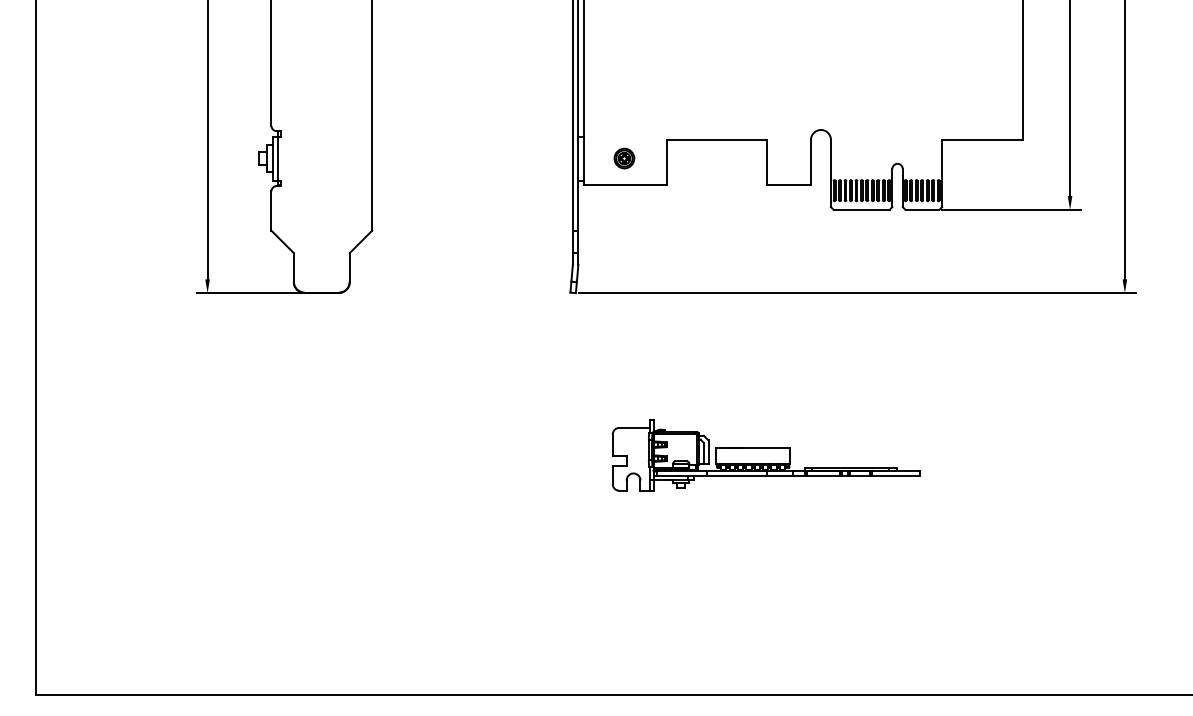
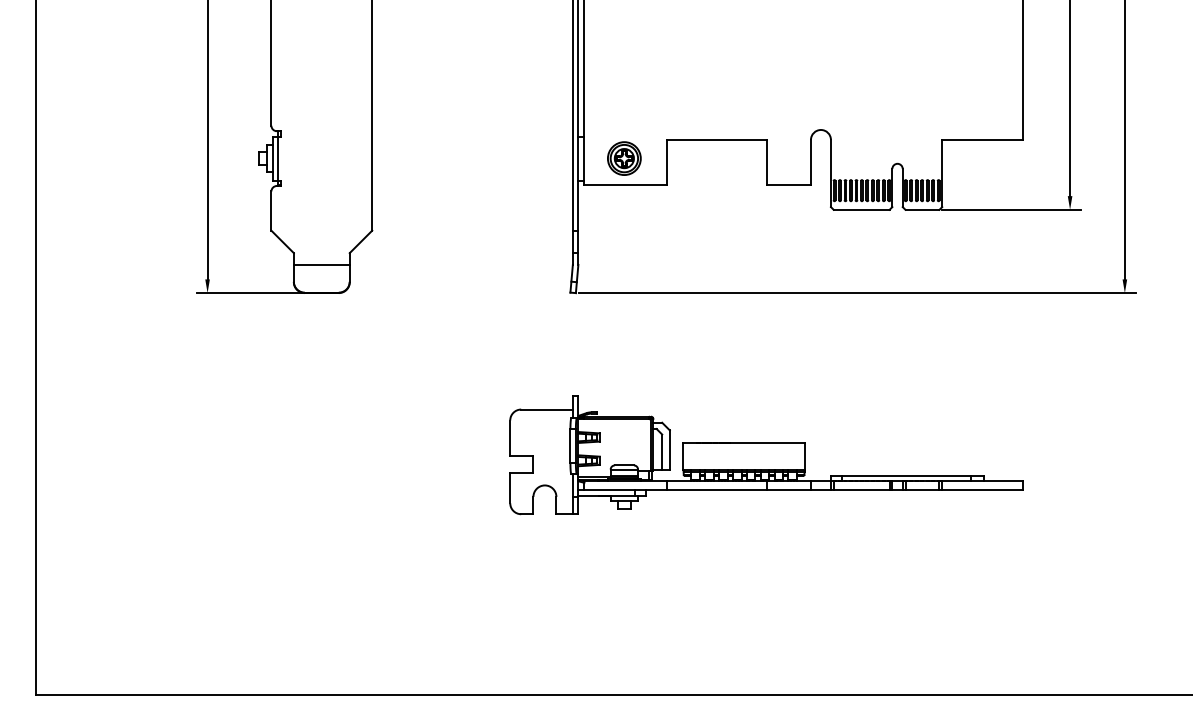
part size: 23x23 px -> 35x35 px (624, 158)
line: none -> present (321, 264)
part size: 310x73 px -> 515x121 px (766, 455)
